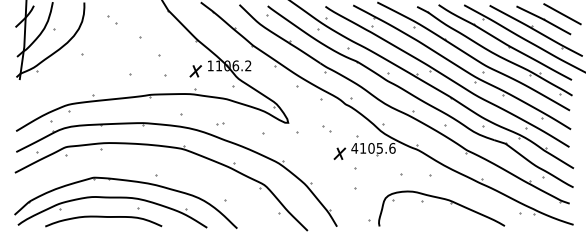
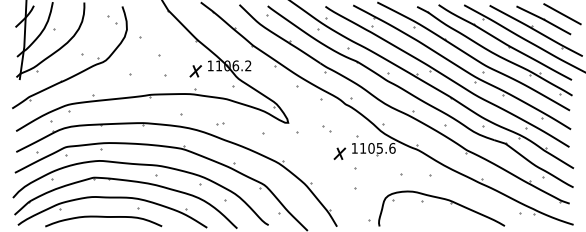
part: none -> present (76, 73)
text: 4105.6 -> 1105.6 (354, 148)
part: none -> present (140, 165)
